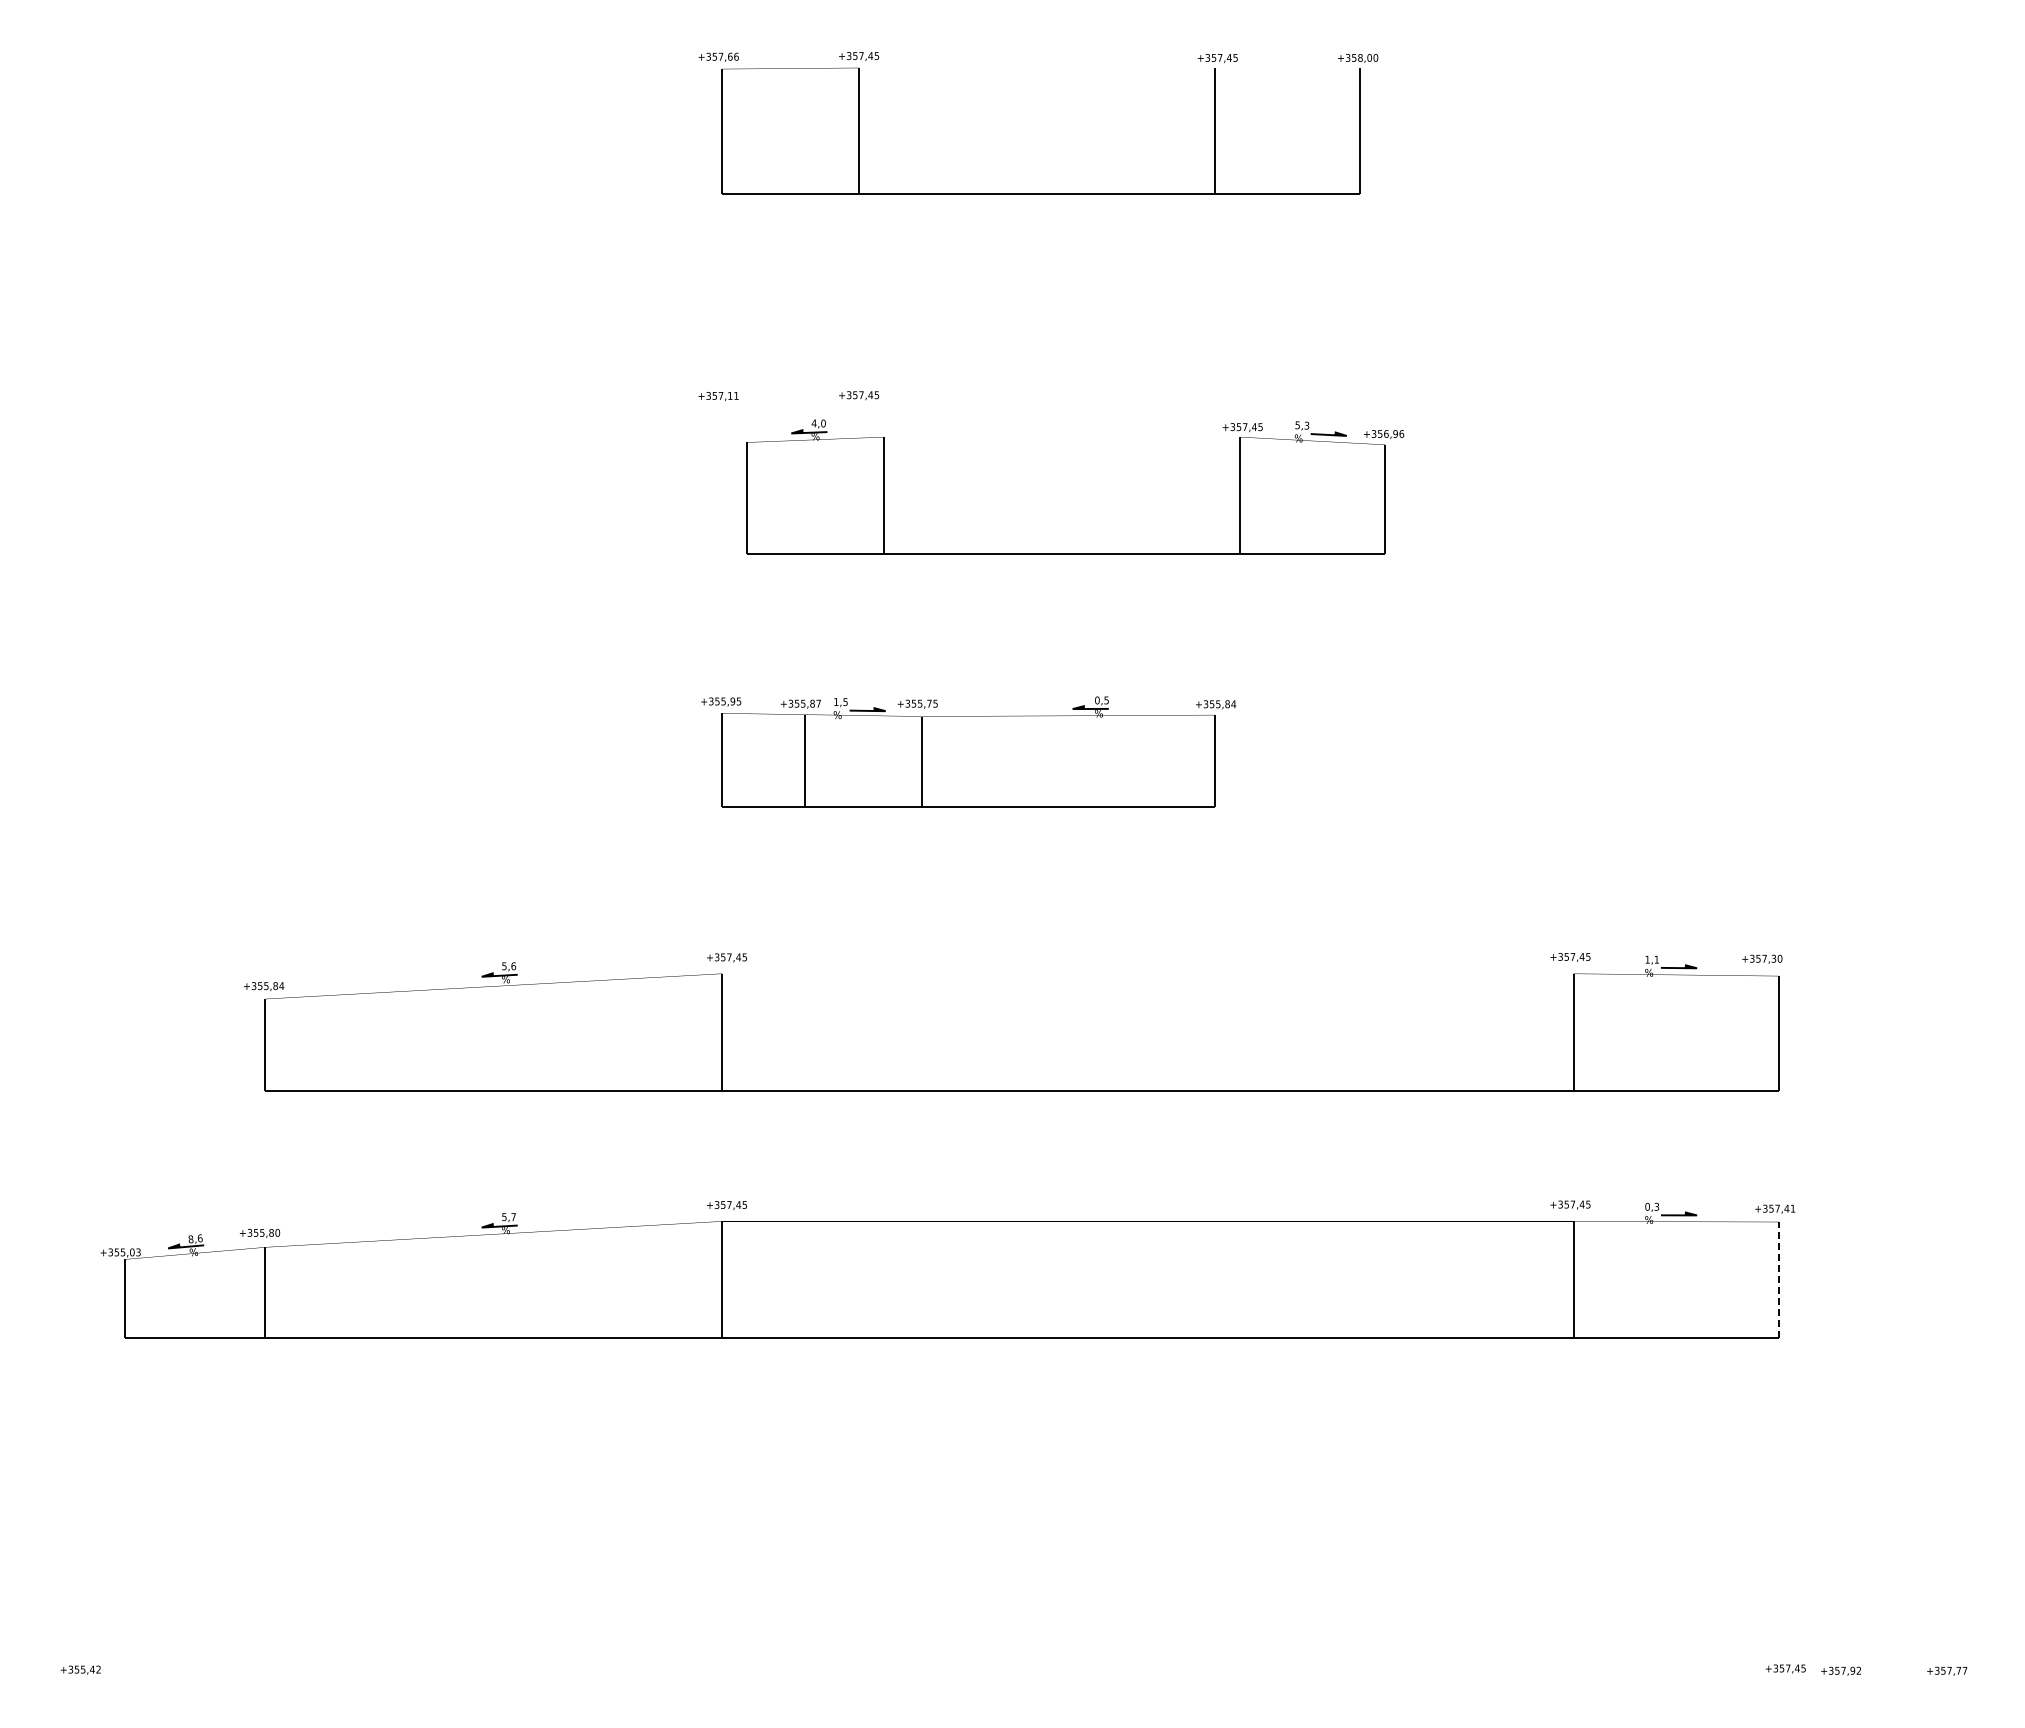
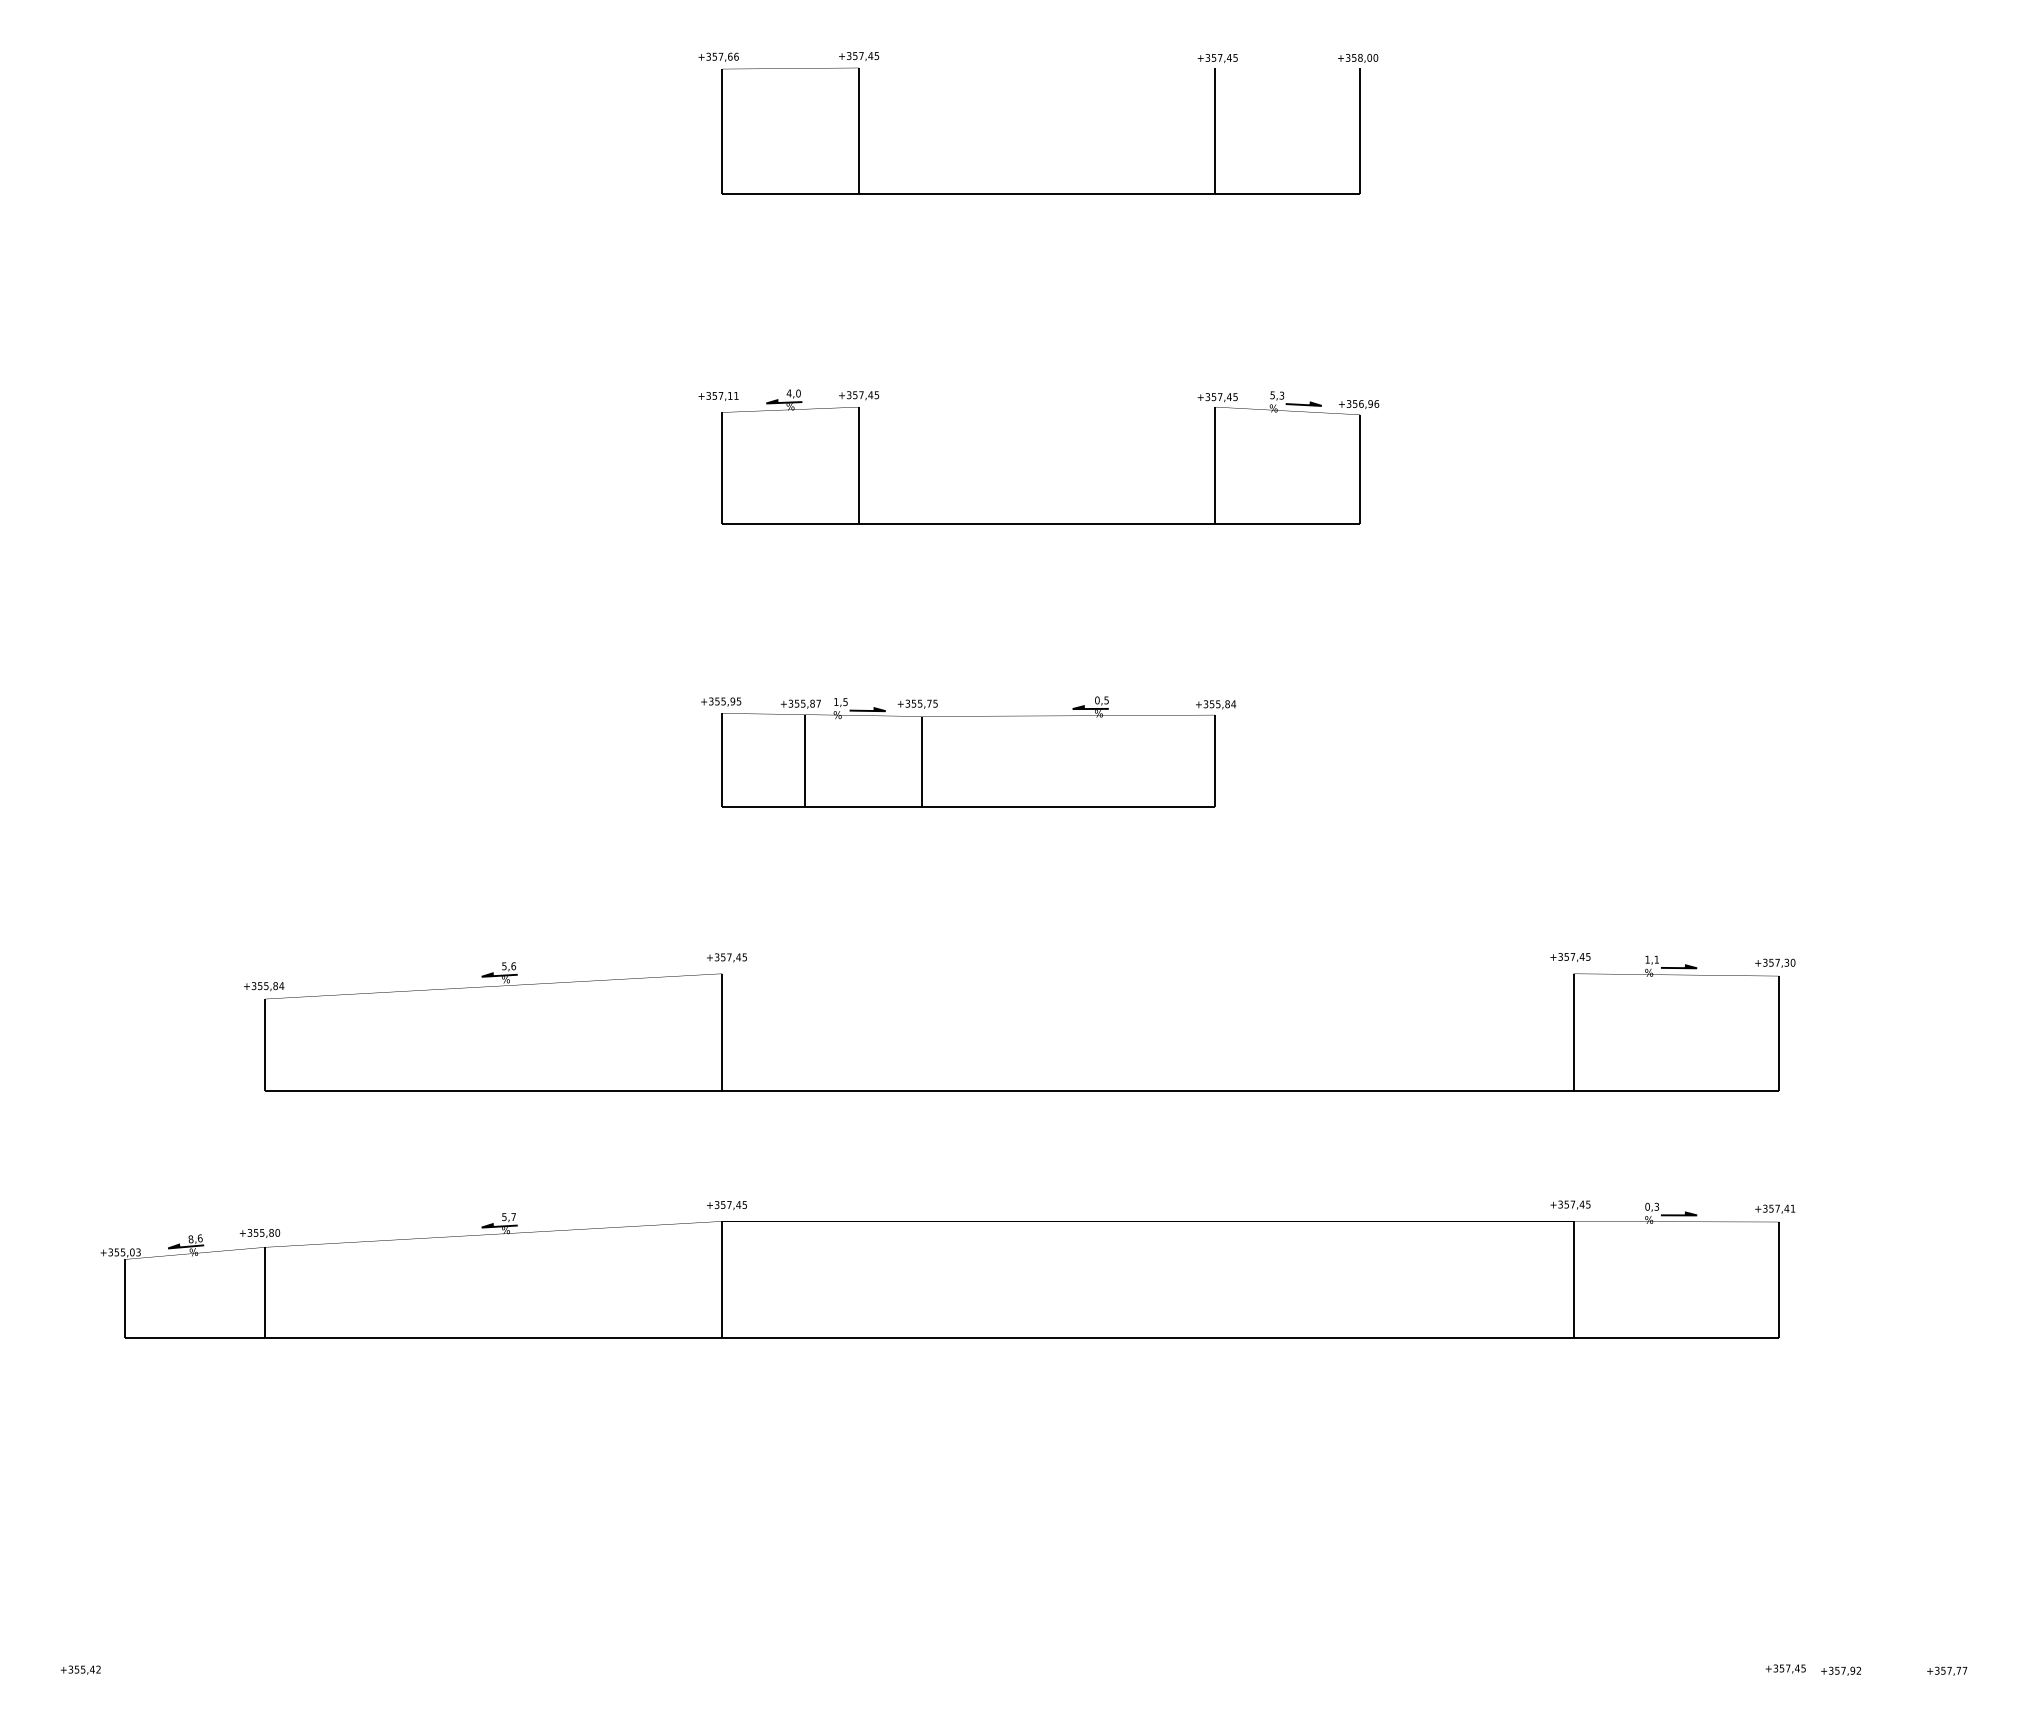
part position: (1075, 553) -> (1050, 523) (1050, 523)
text position: (1762, 958) -> (1775, 962) (1775, 962)
line: dashed -> solid (1779, 1279)
